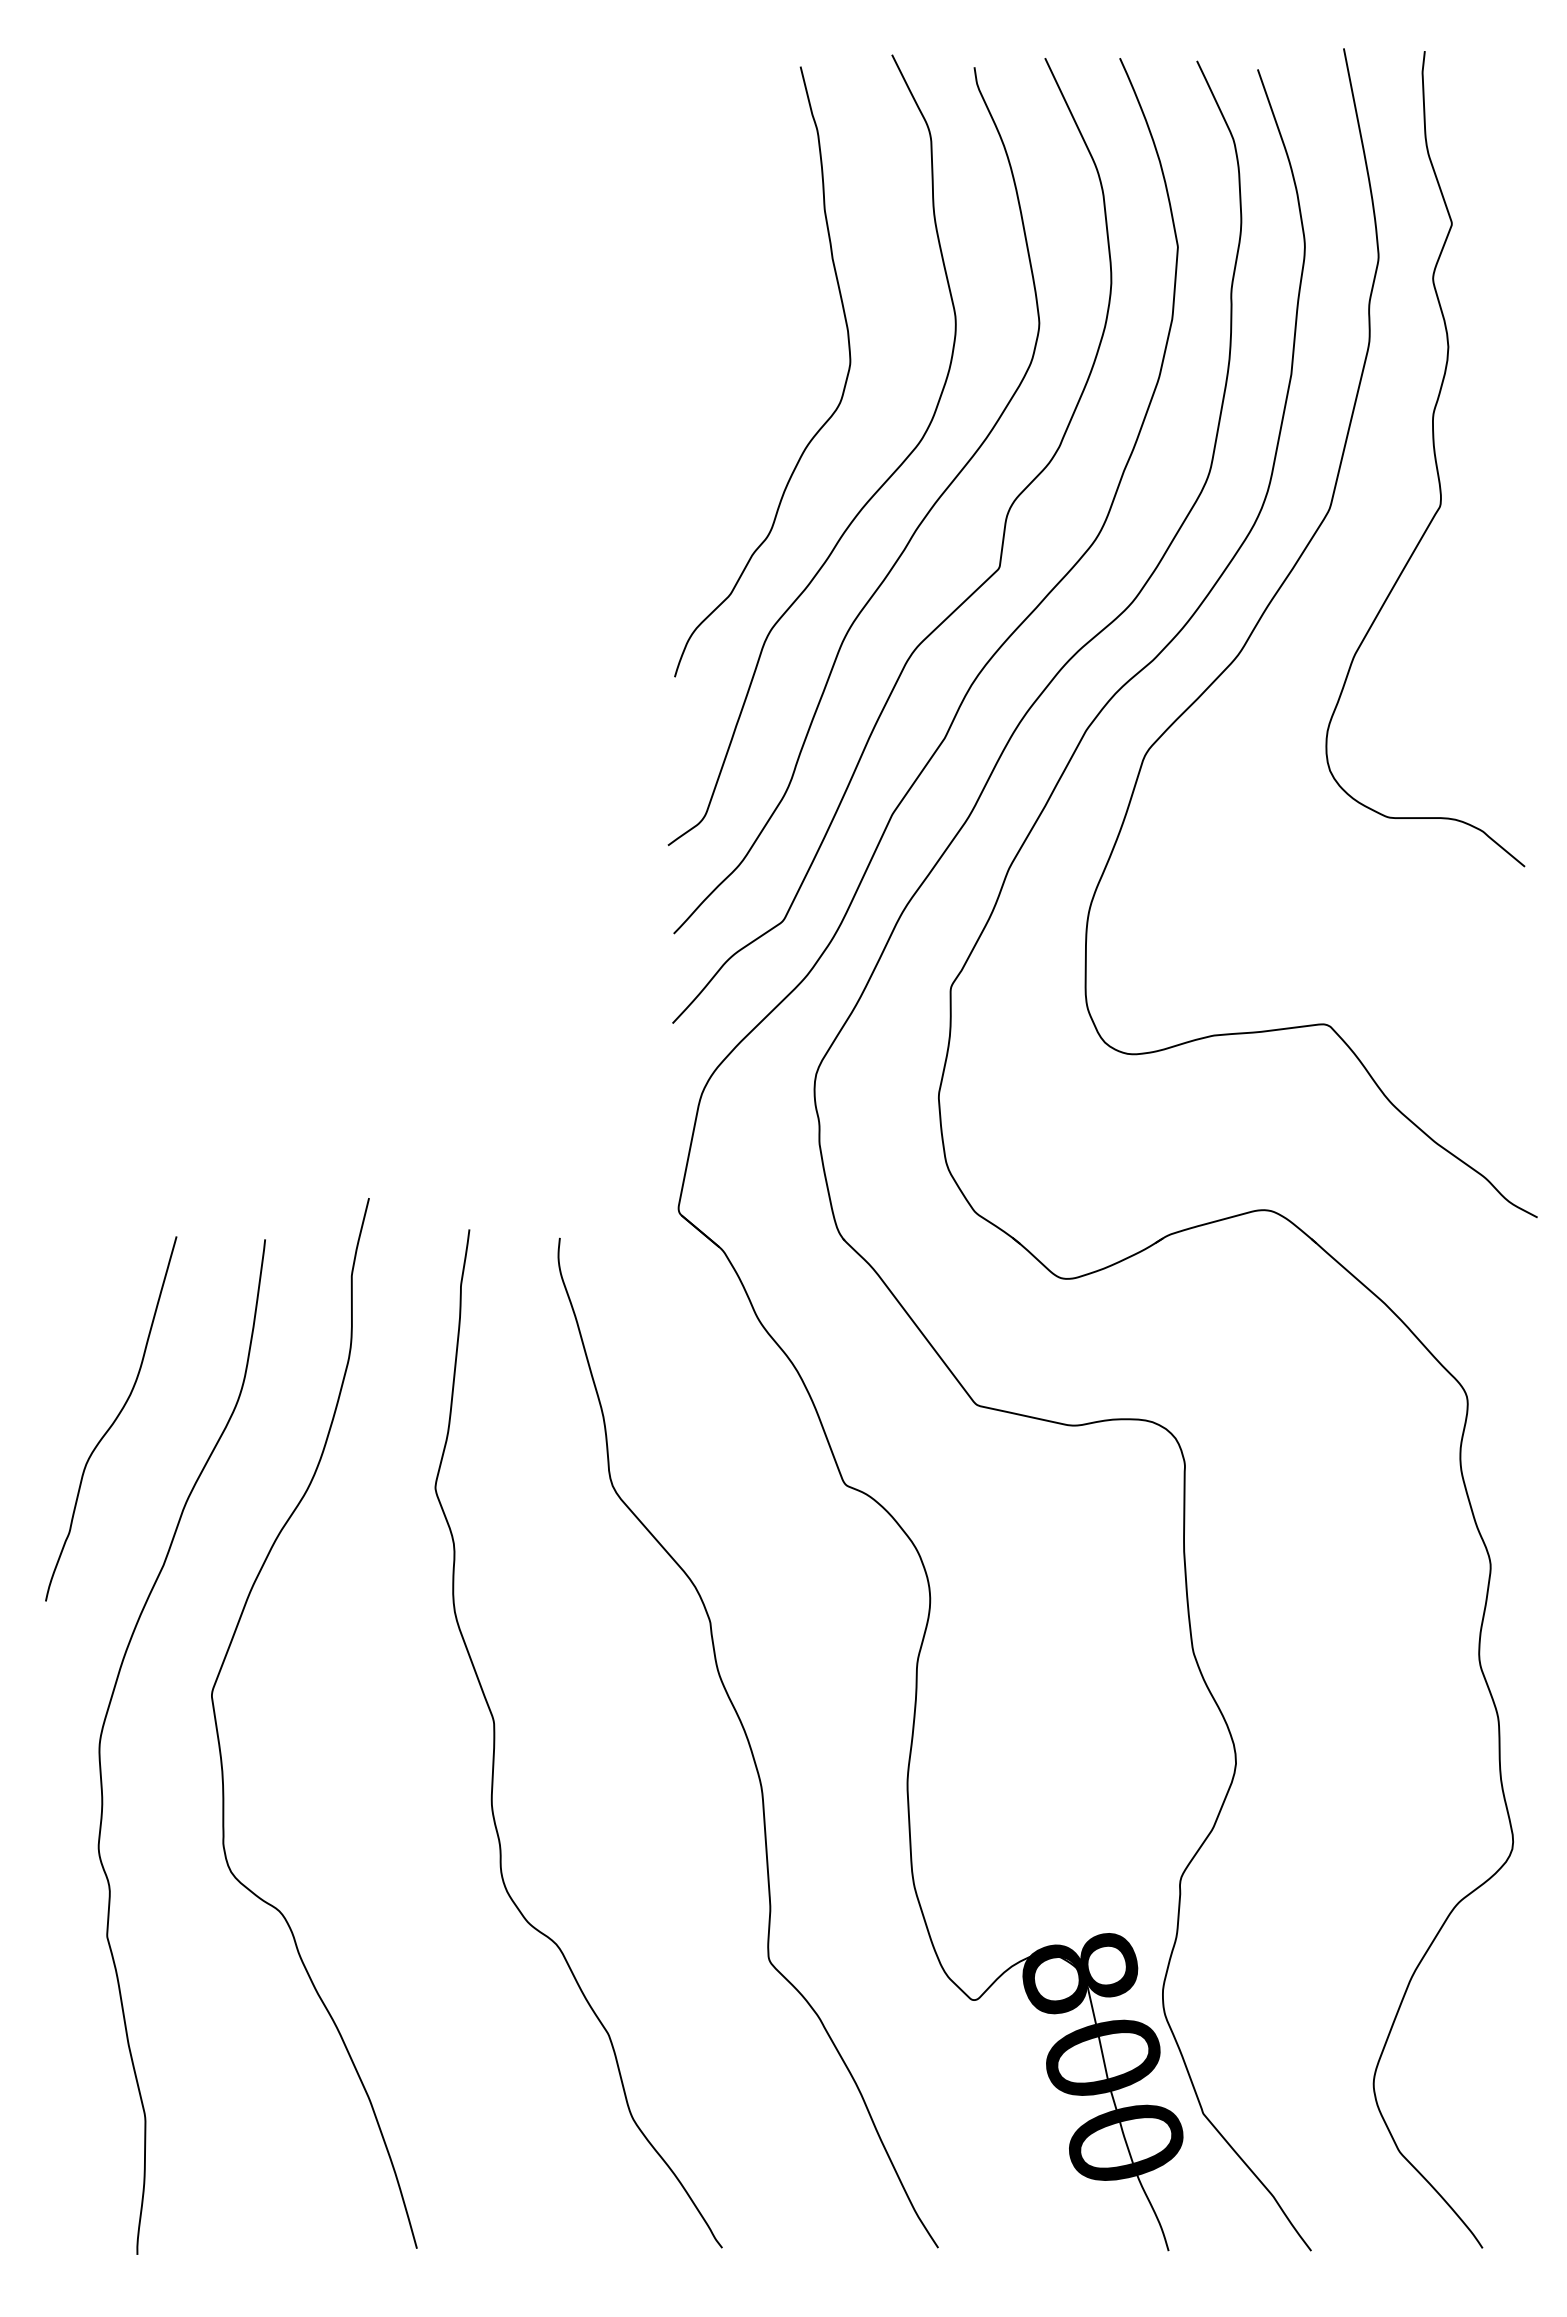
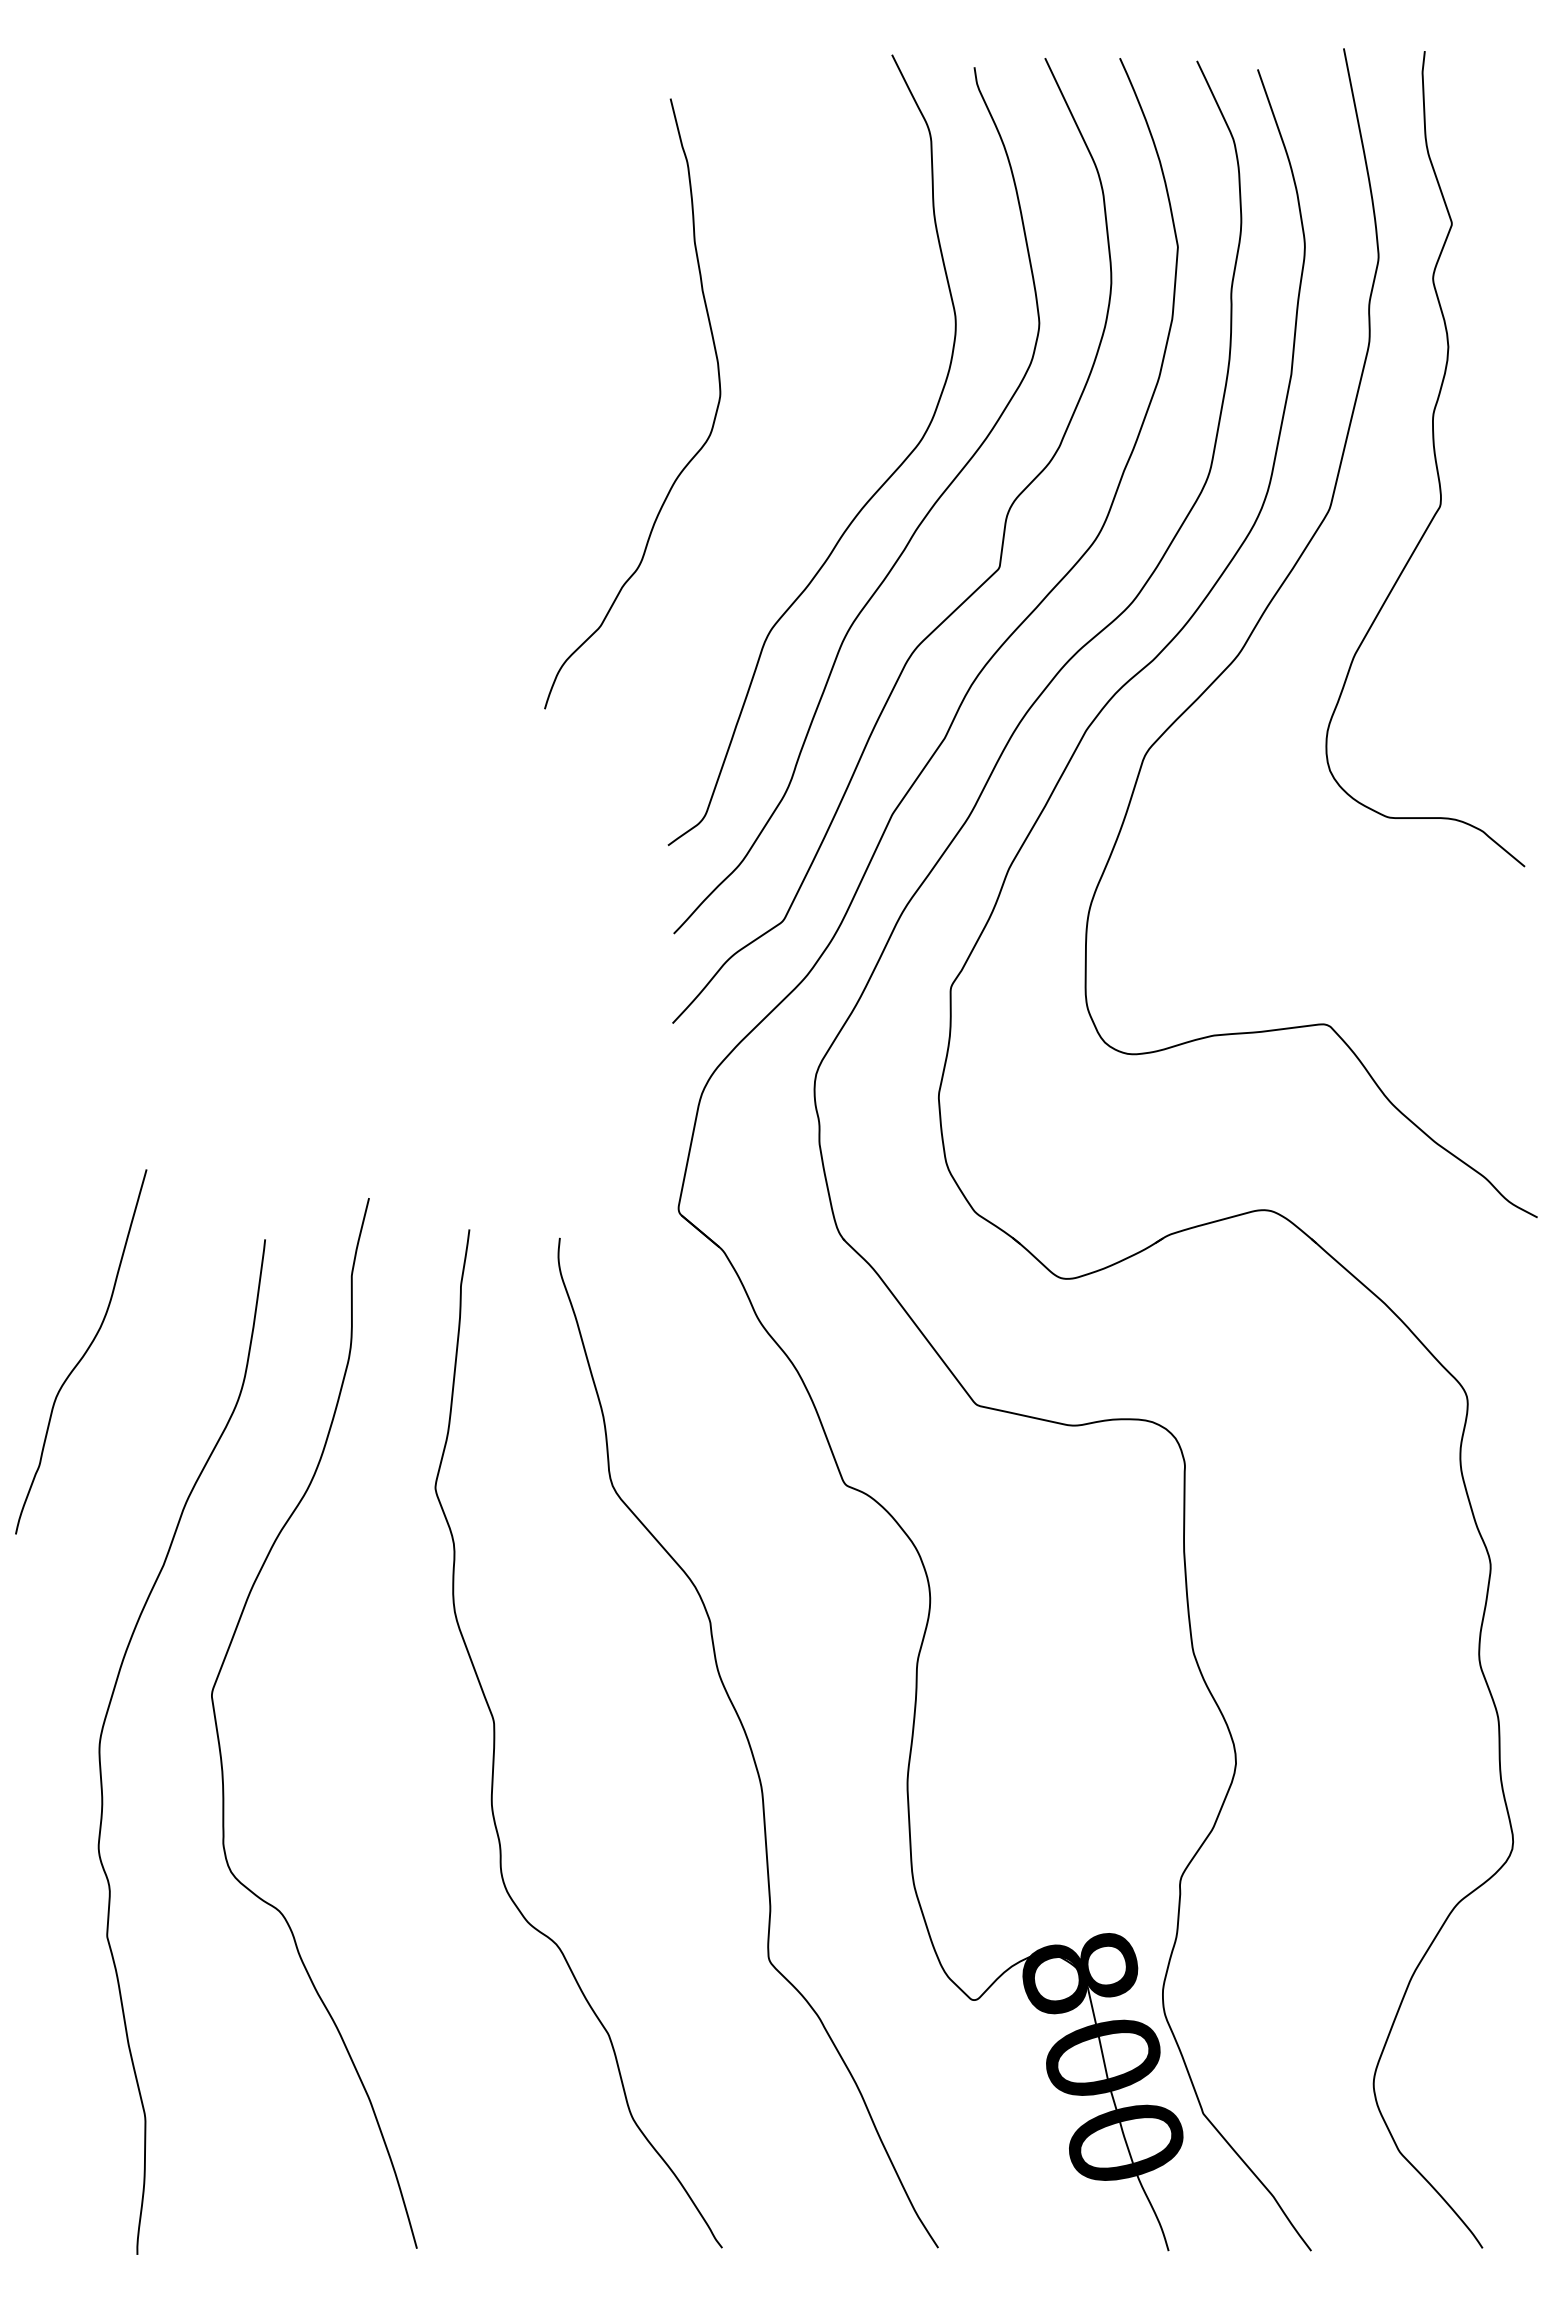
curve position: (823, 423) -> (693, 455) (693, 455)
curve position: (114, 1419) -> (84, 1352) (84, 1352)
